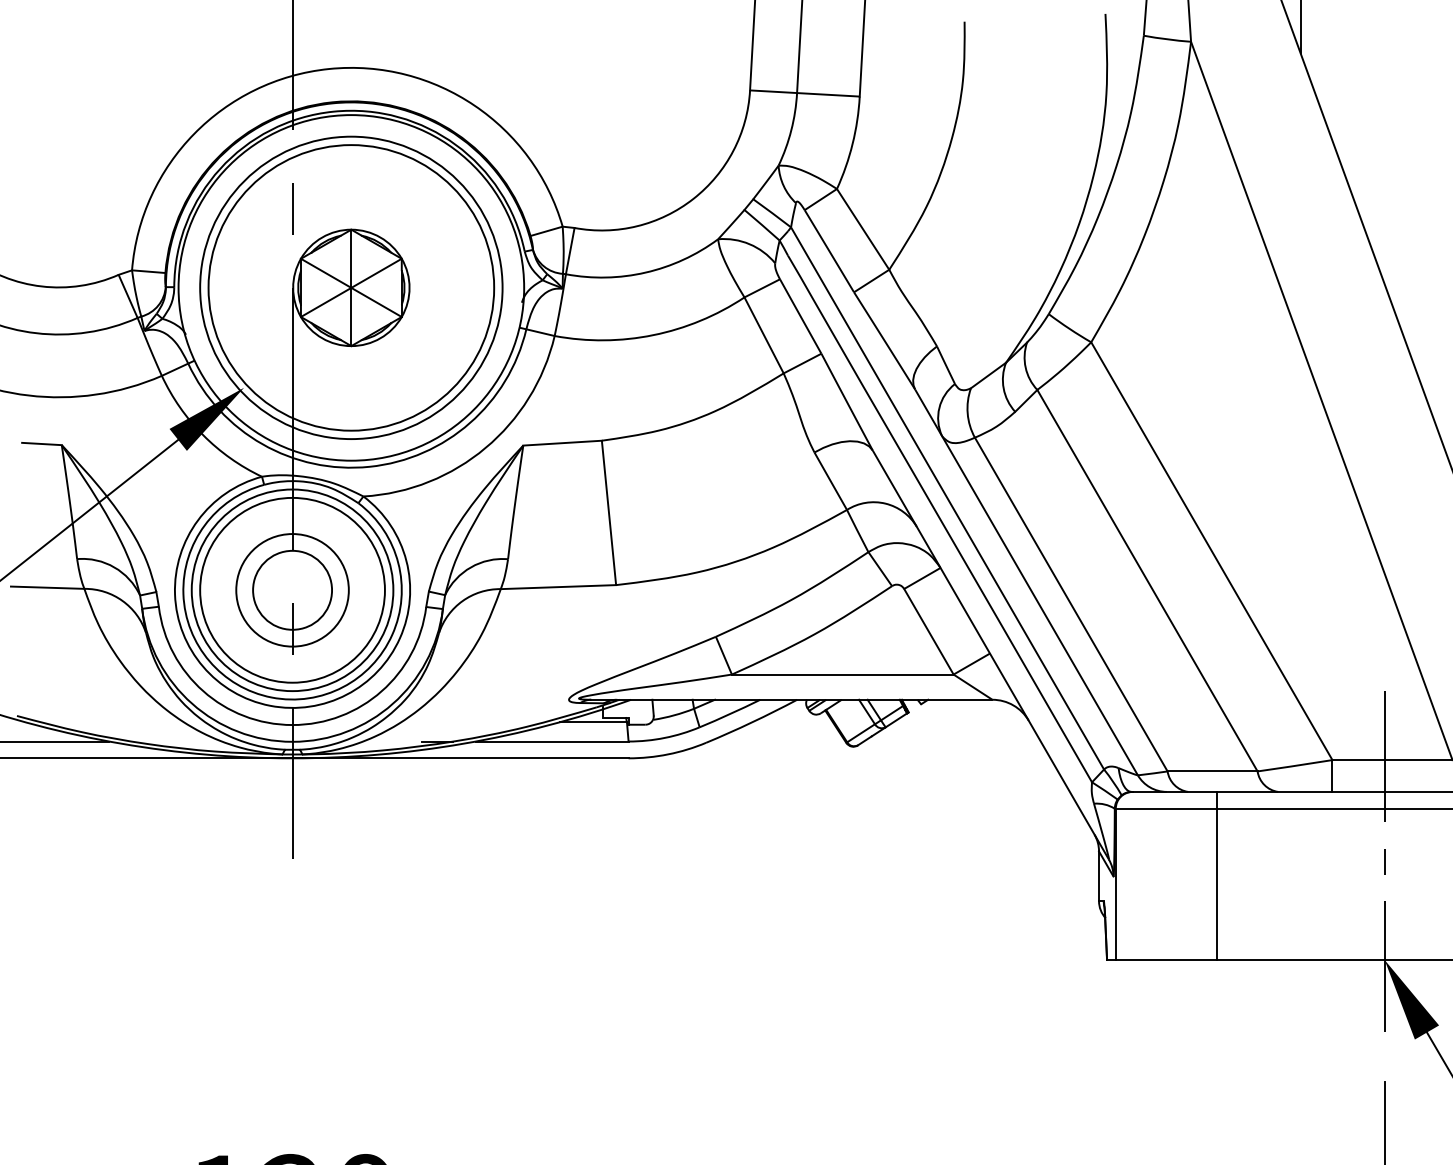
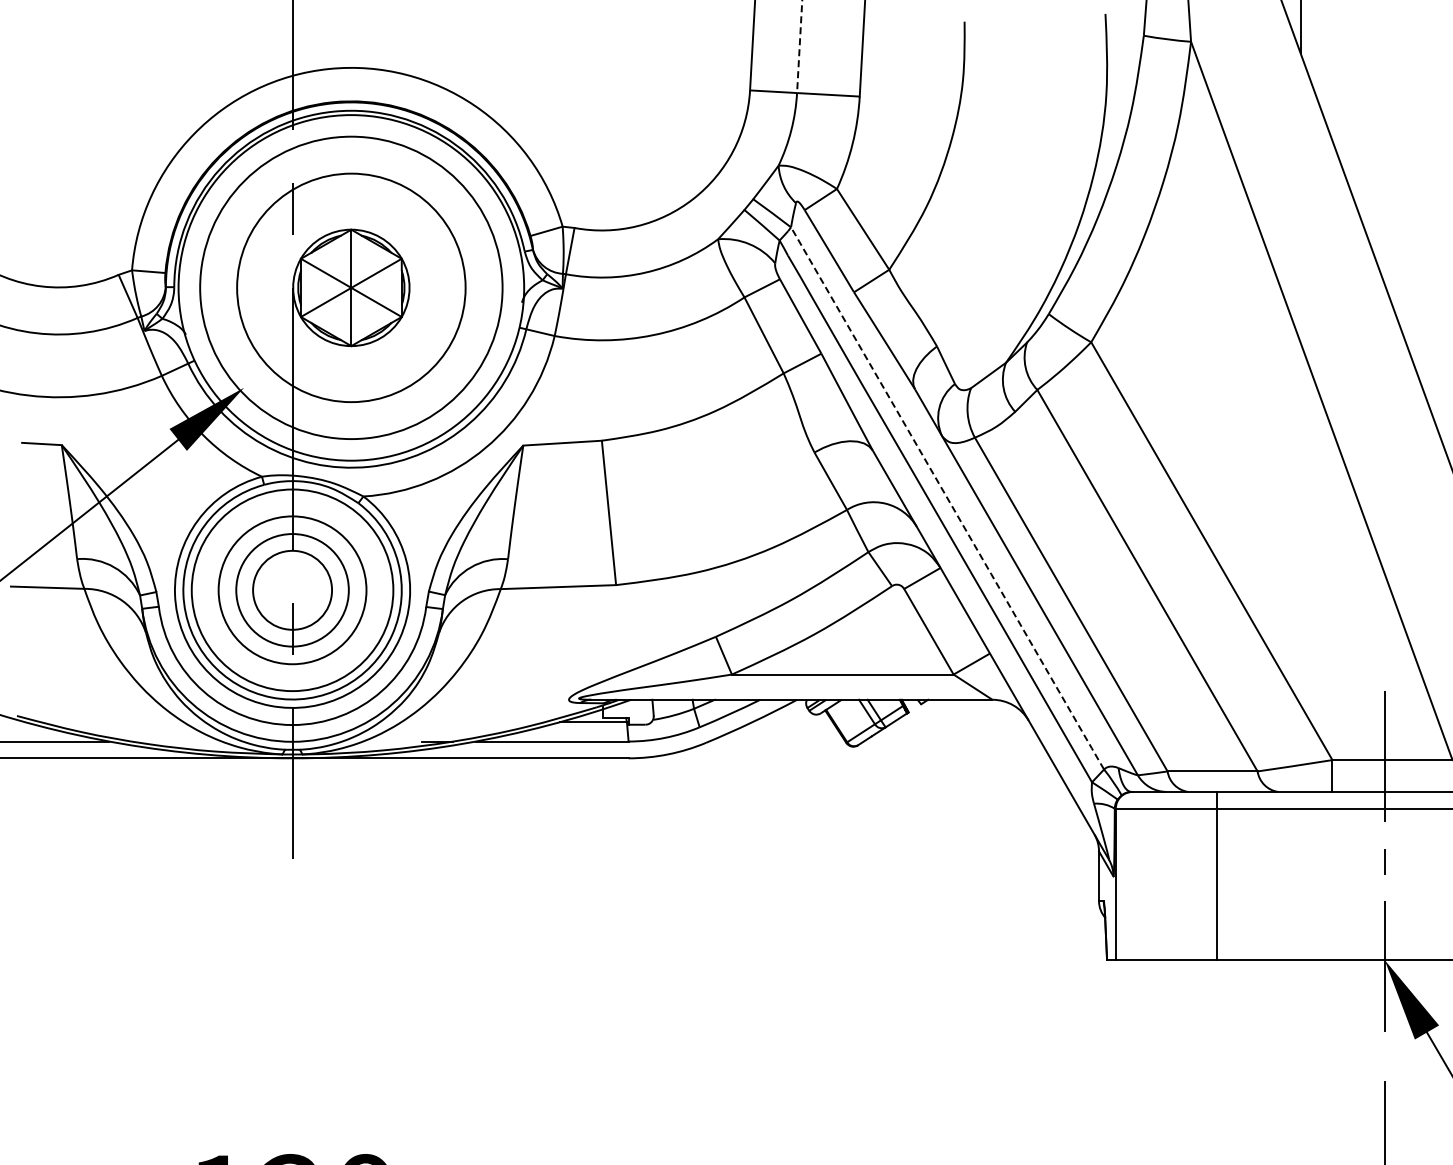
line: solid -> dashed (799, 47)
circle diameter: 286 px -> 228 px (351, 287)
line: solid -> dashed (948, 499)
circle diameter: 185 px -> 148 px (292, 590)
